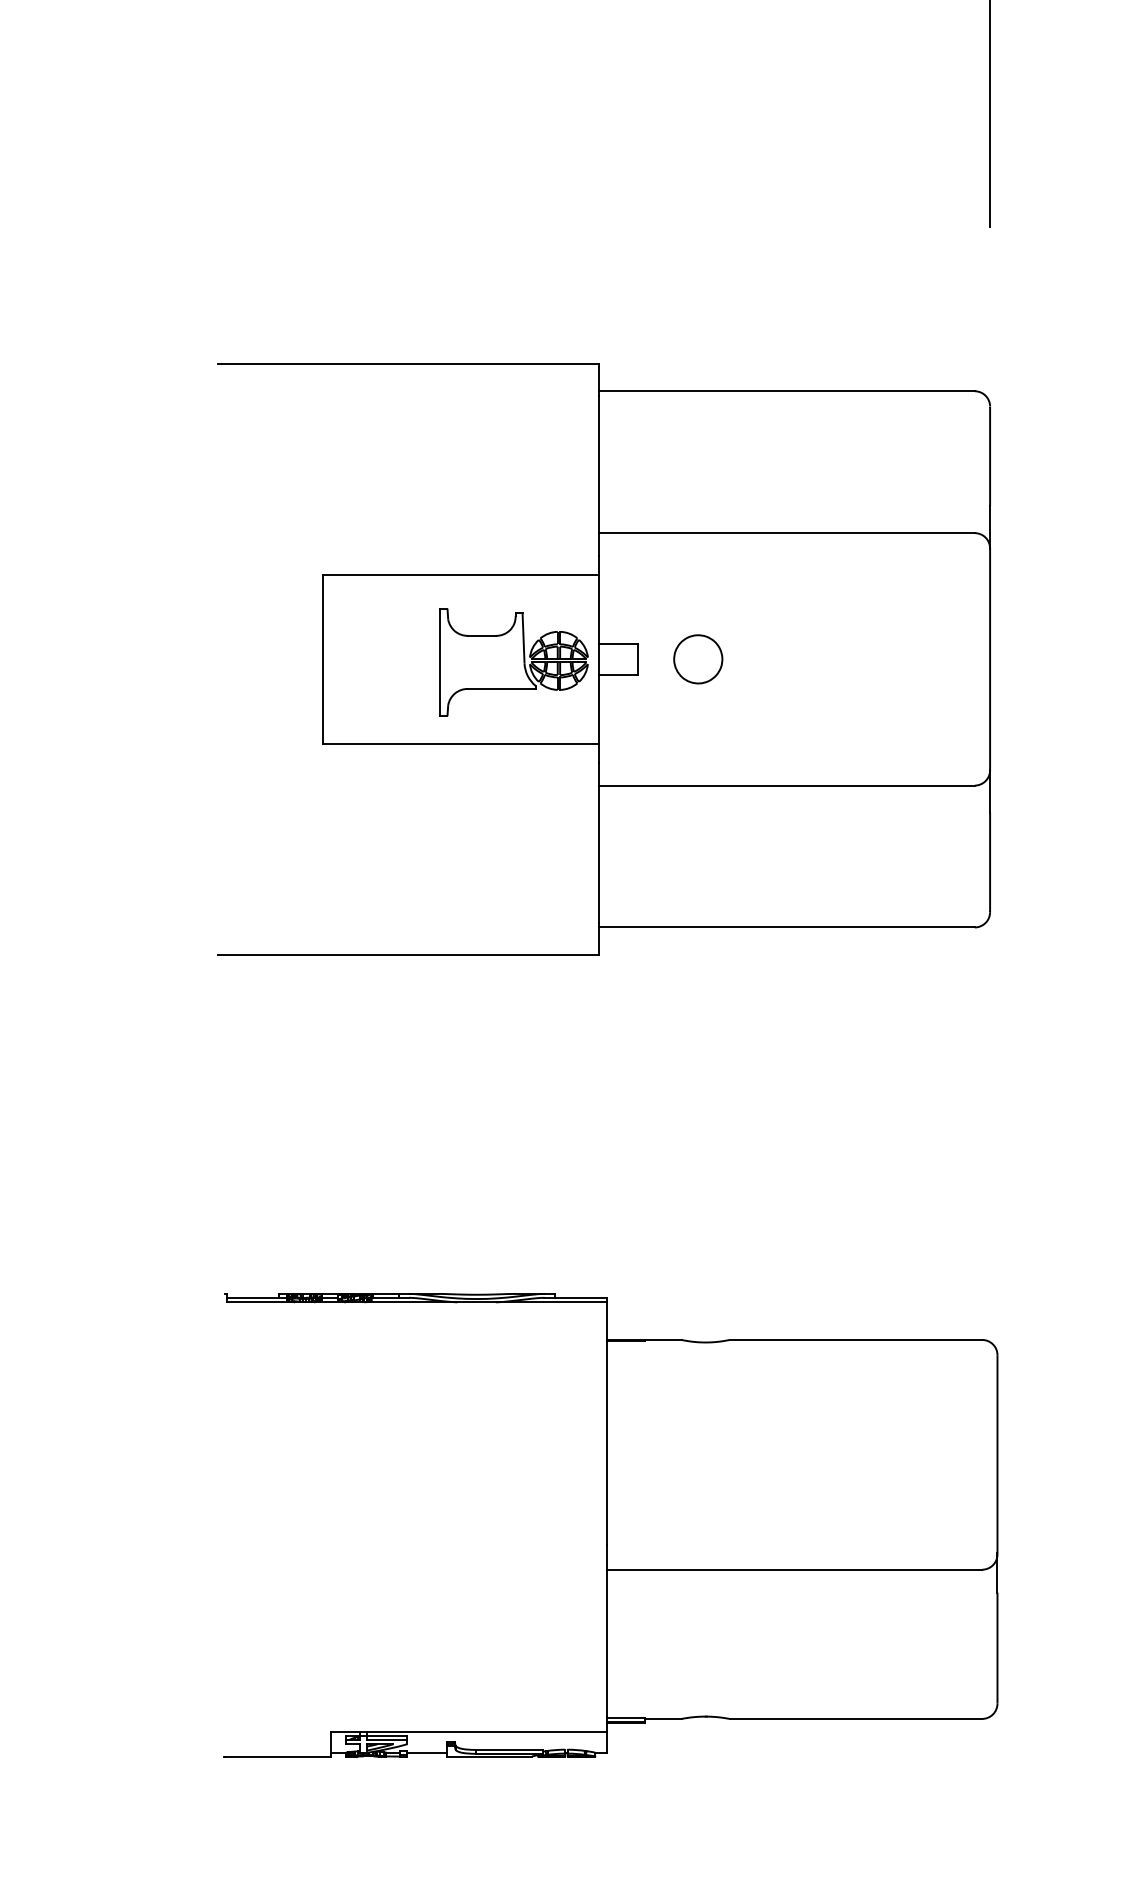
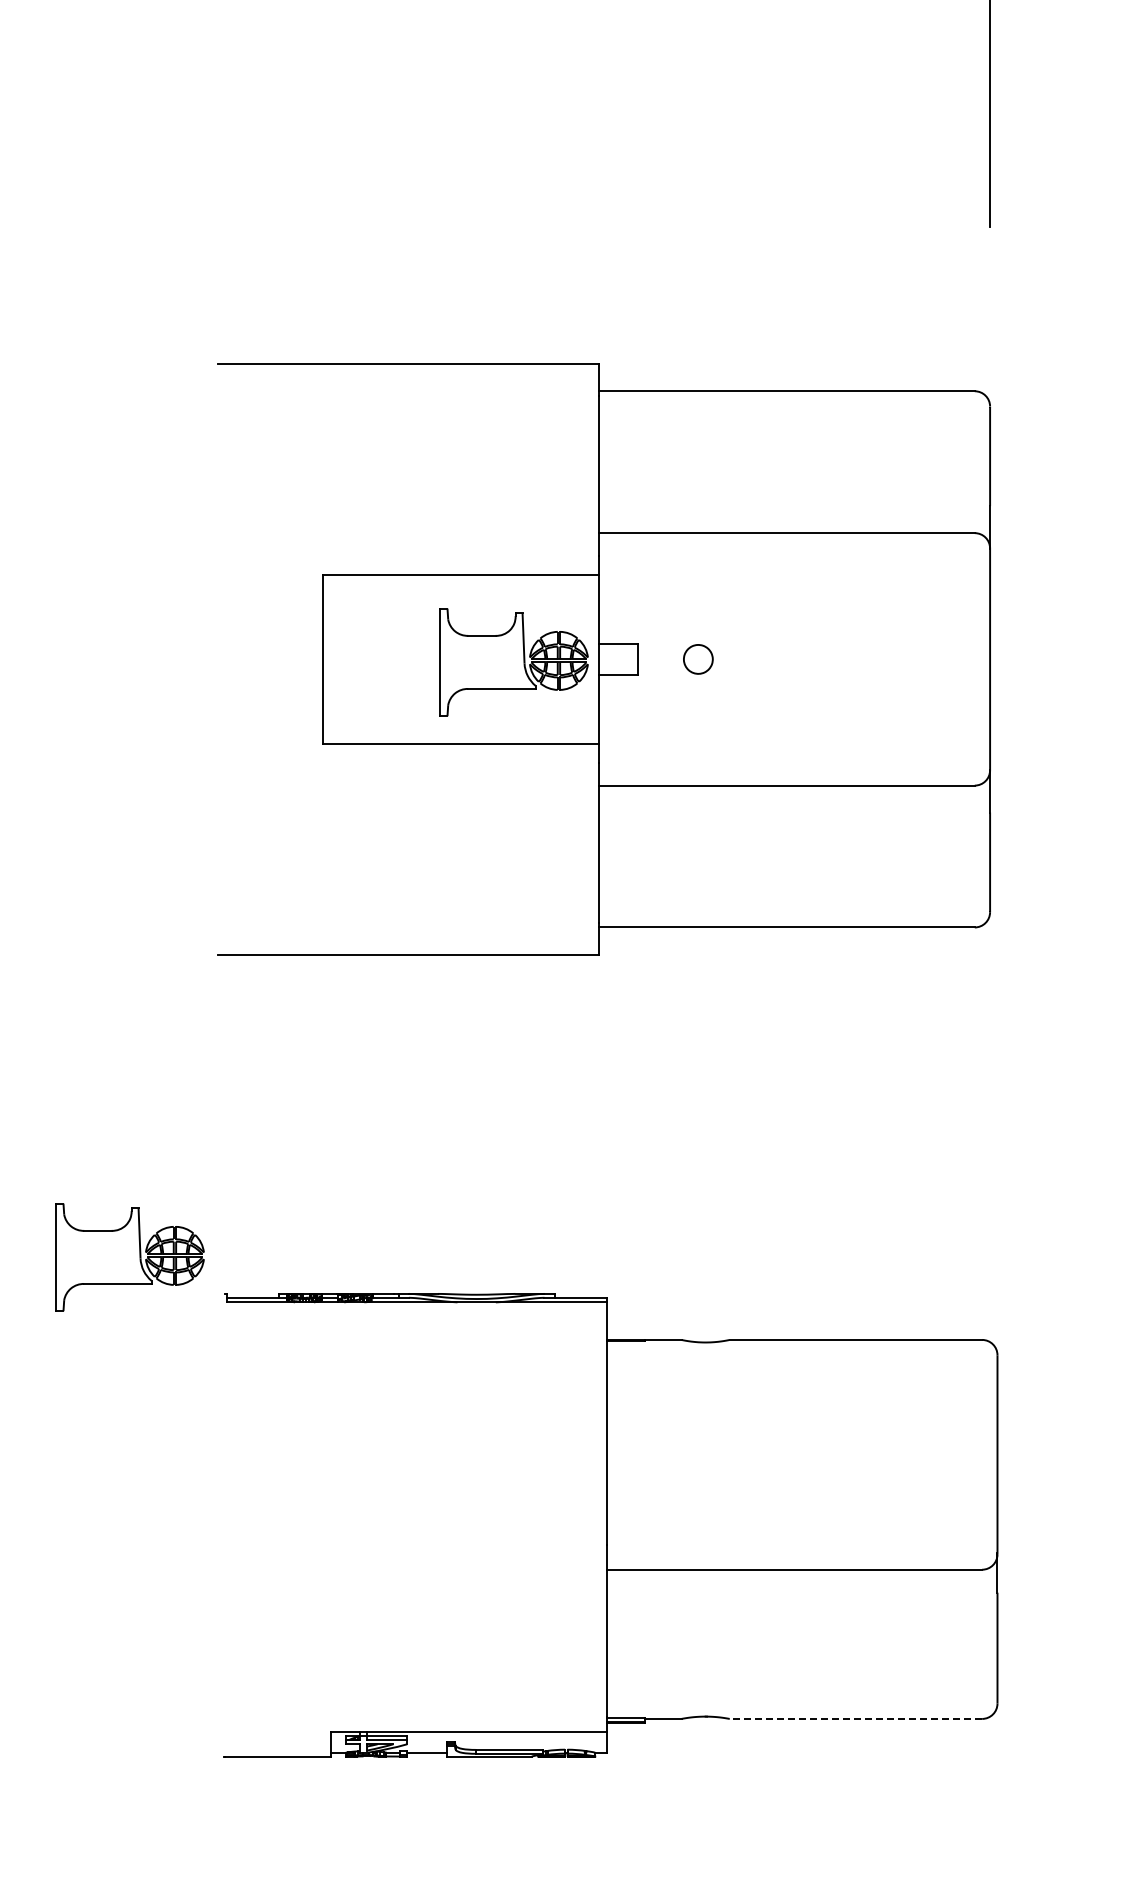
part size: 51x51 px -> 31x31 px (698, 659)
part: none -> present (129, 1257)
line: solid -> dashed (855, 1718)
